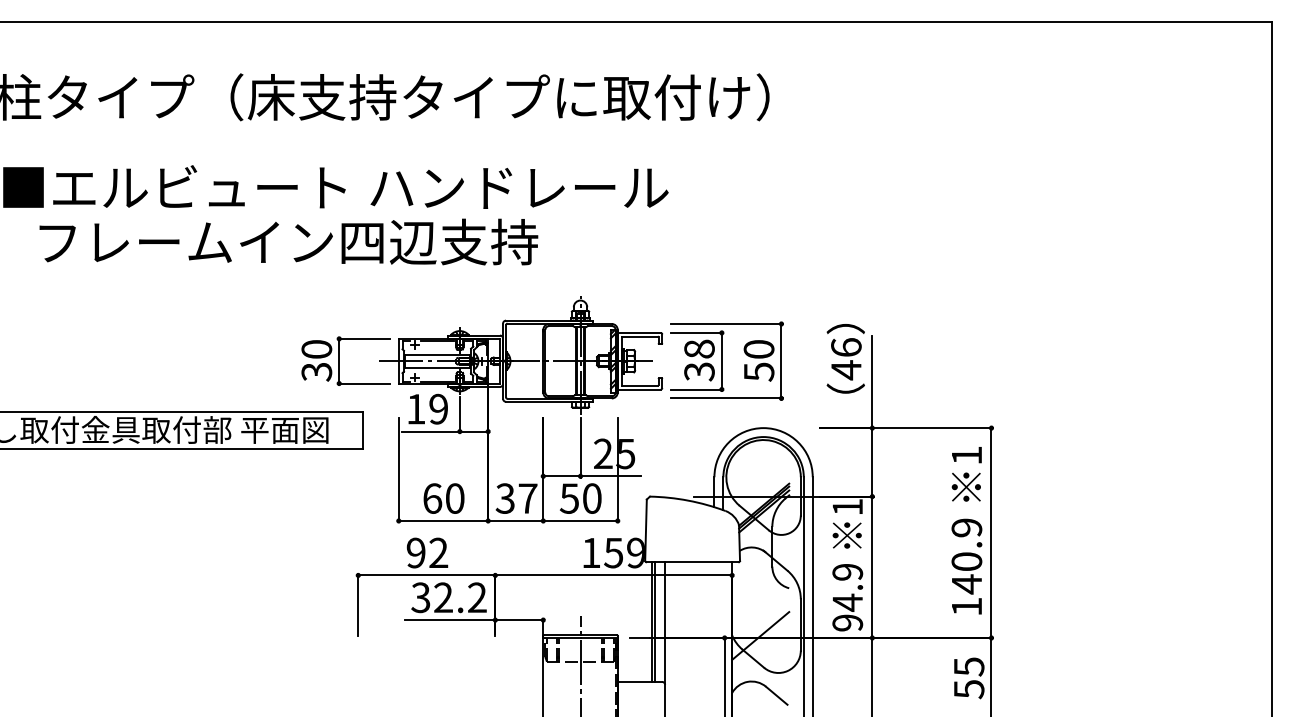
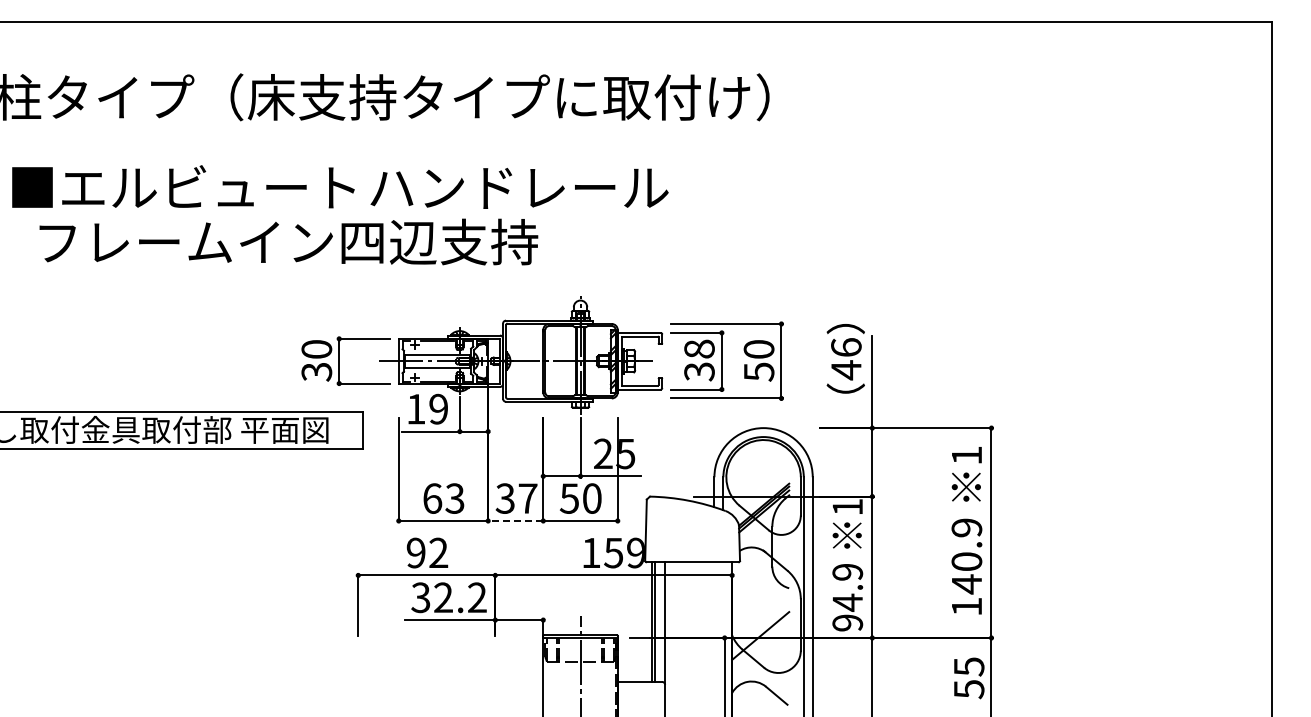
text position: (174, 186) -> (183, 186) (183, 186)
text: 60 -> 63 (454, 498)
line: solid -> dashed (515, 520)
